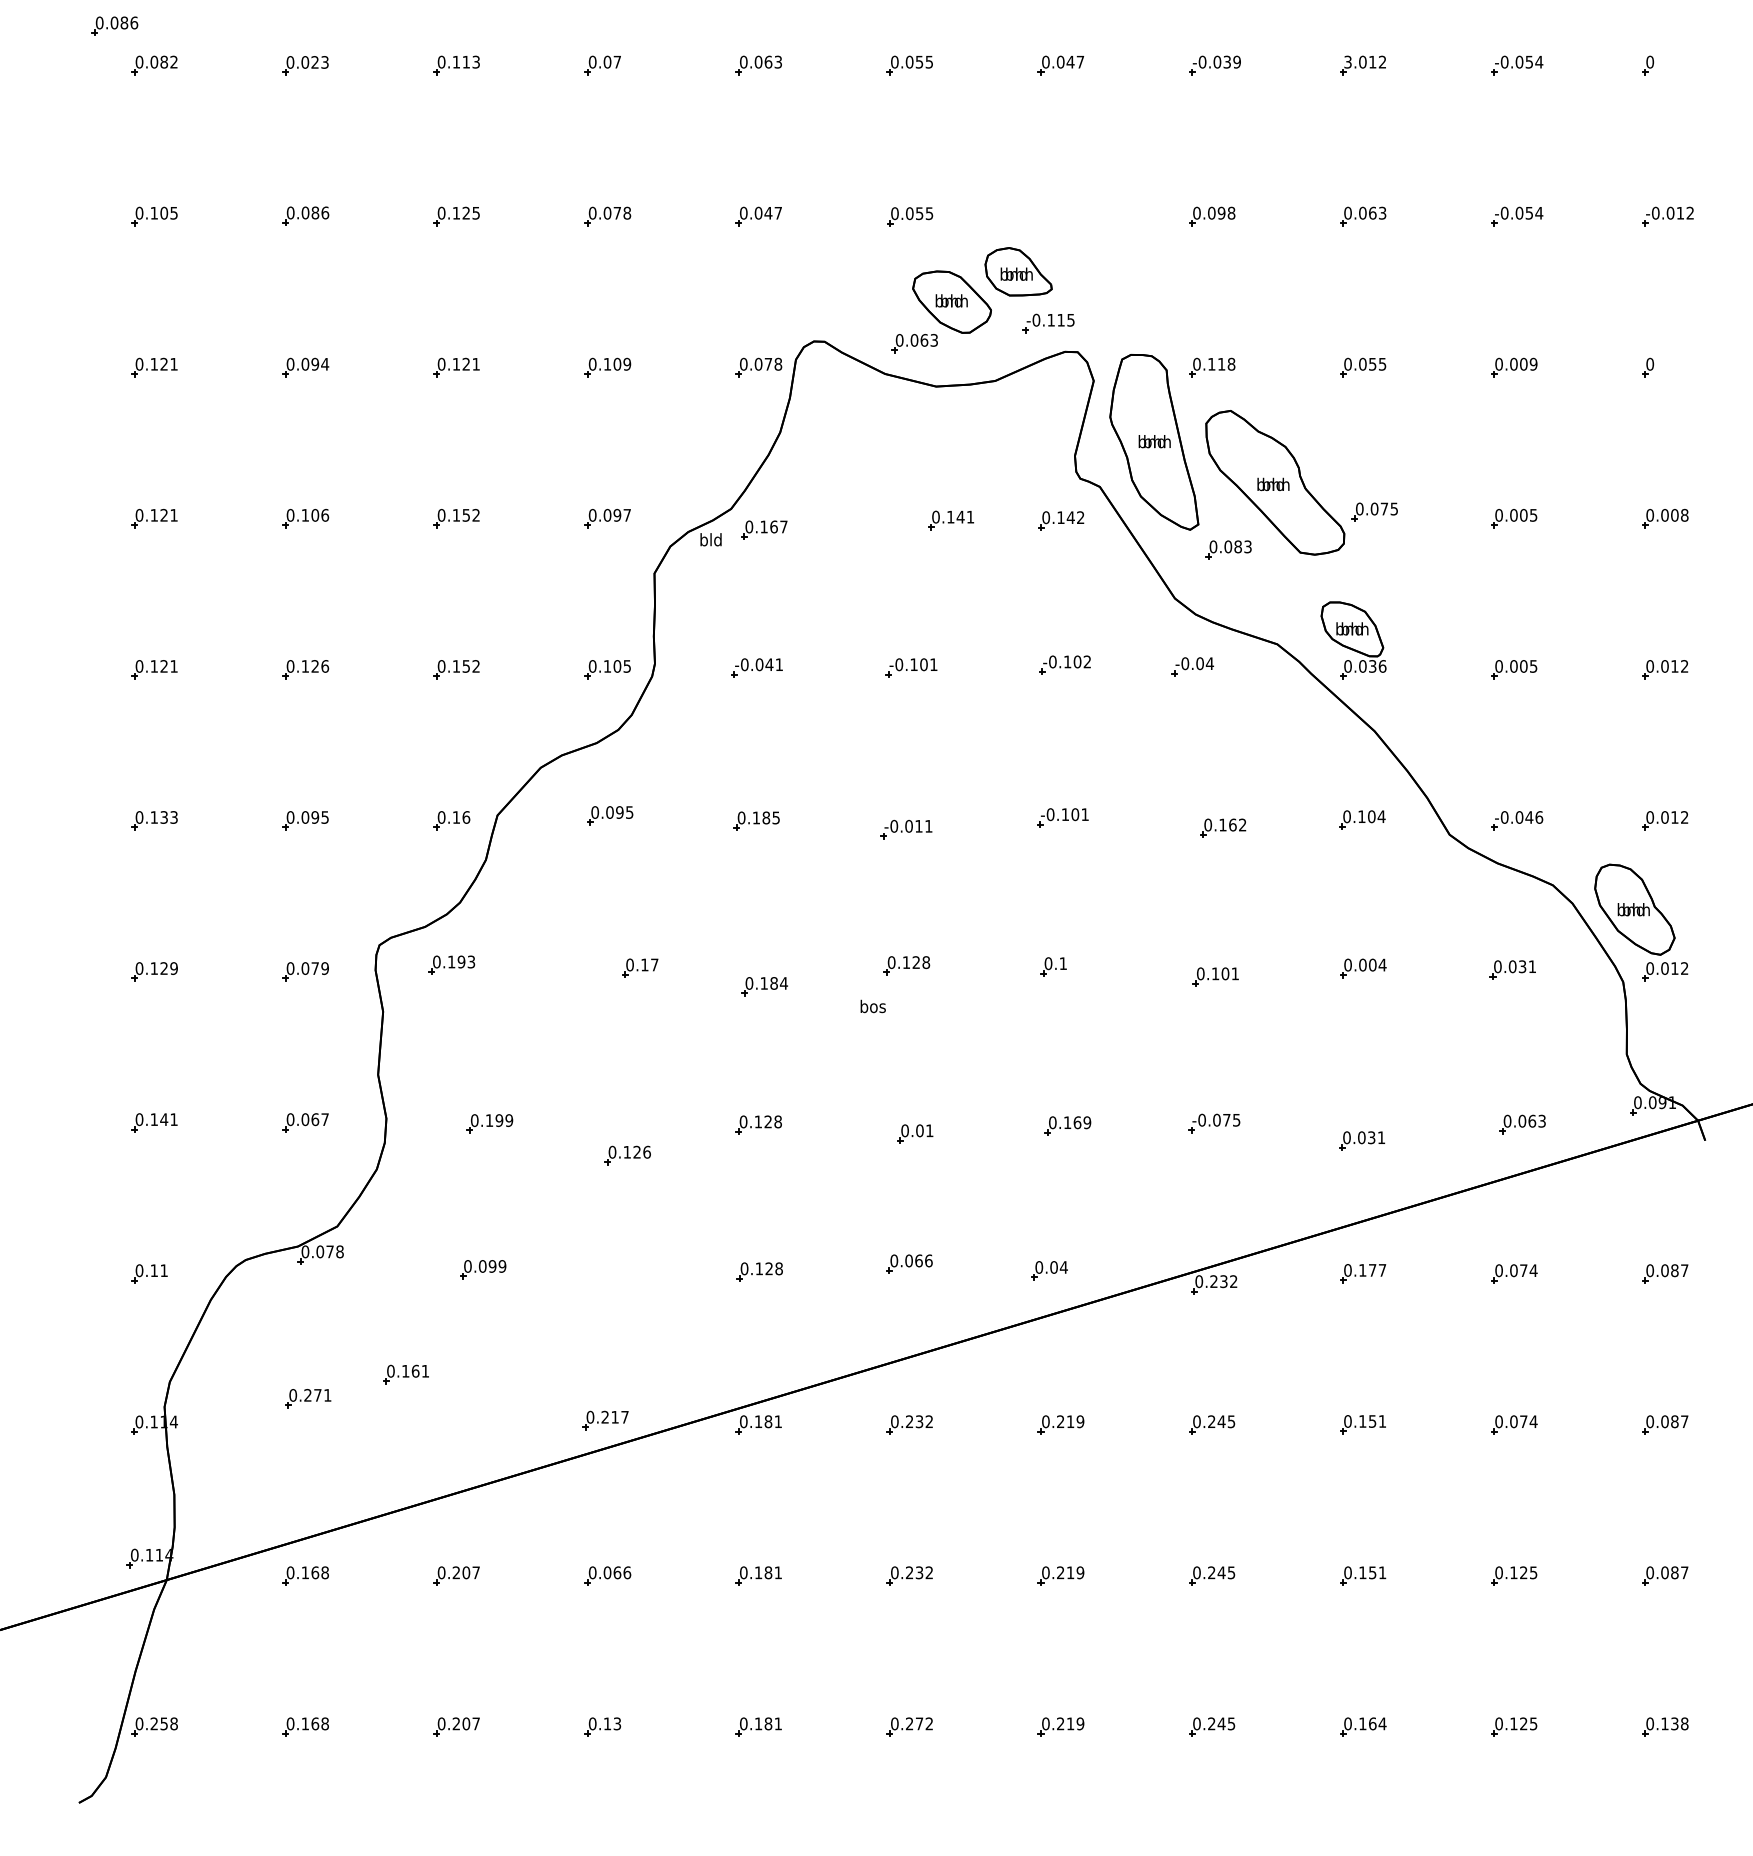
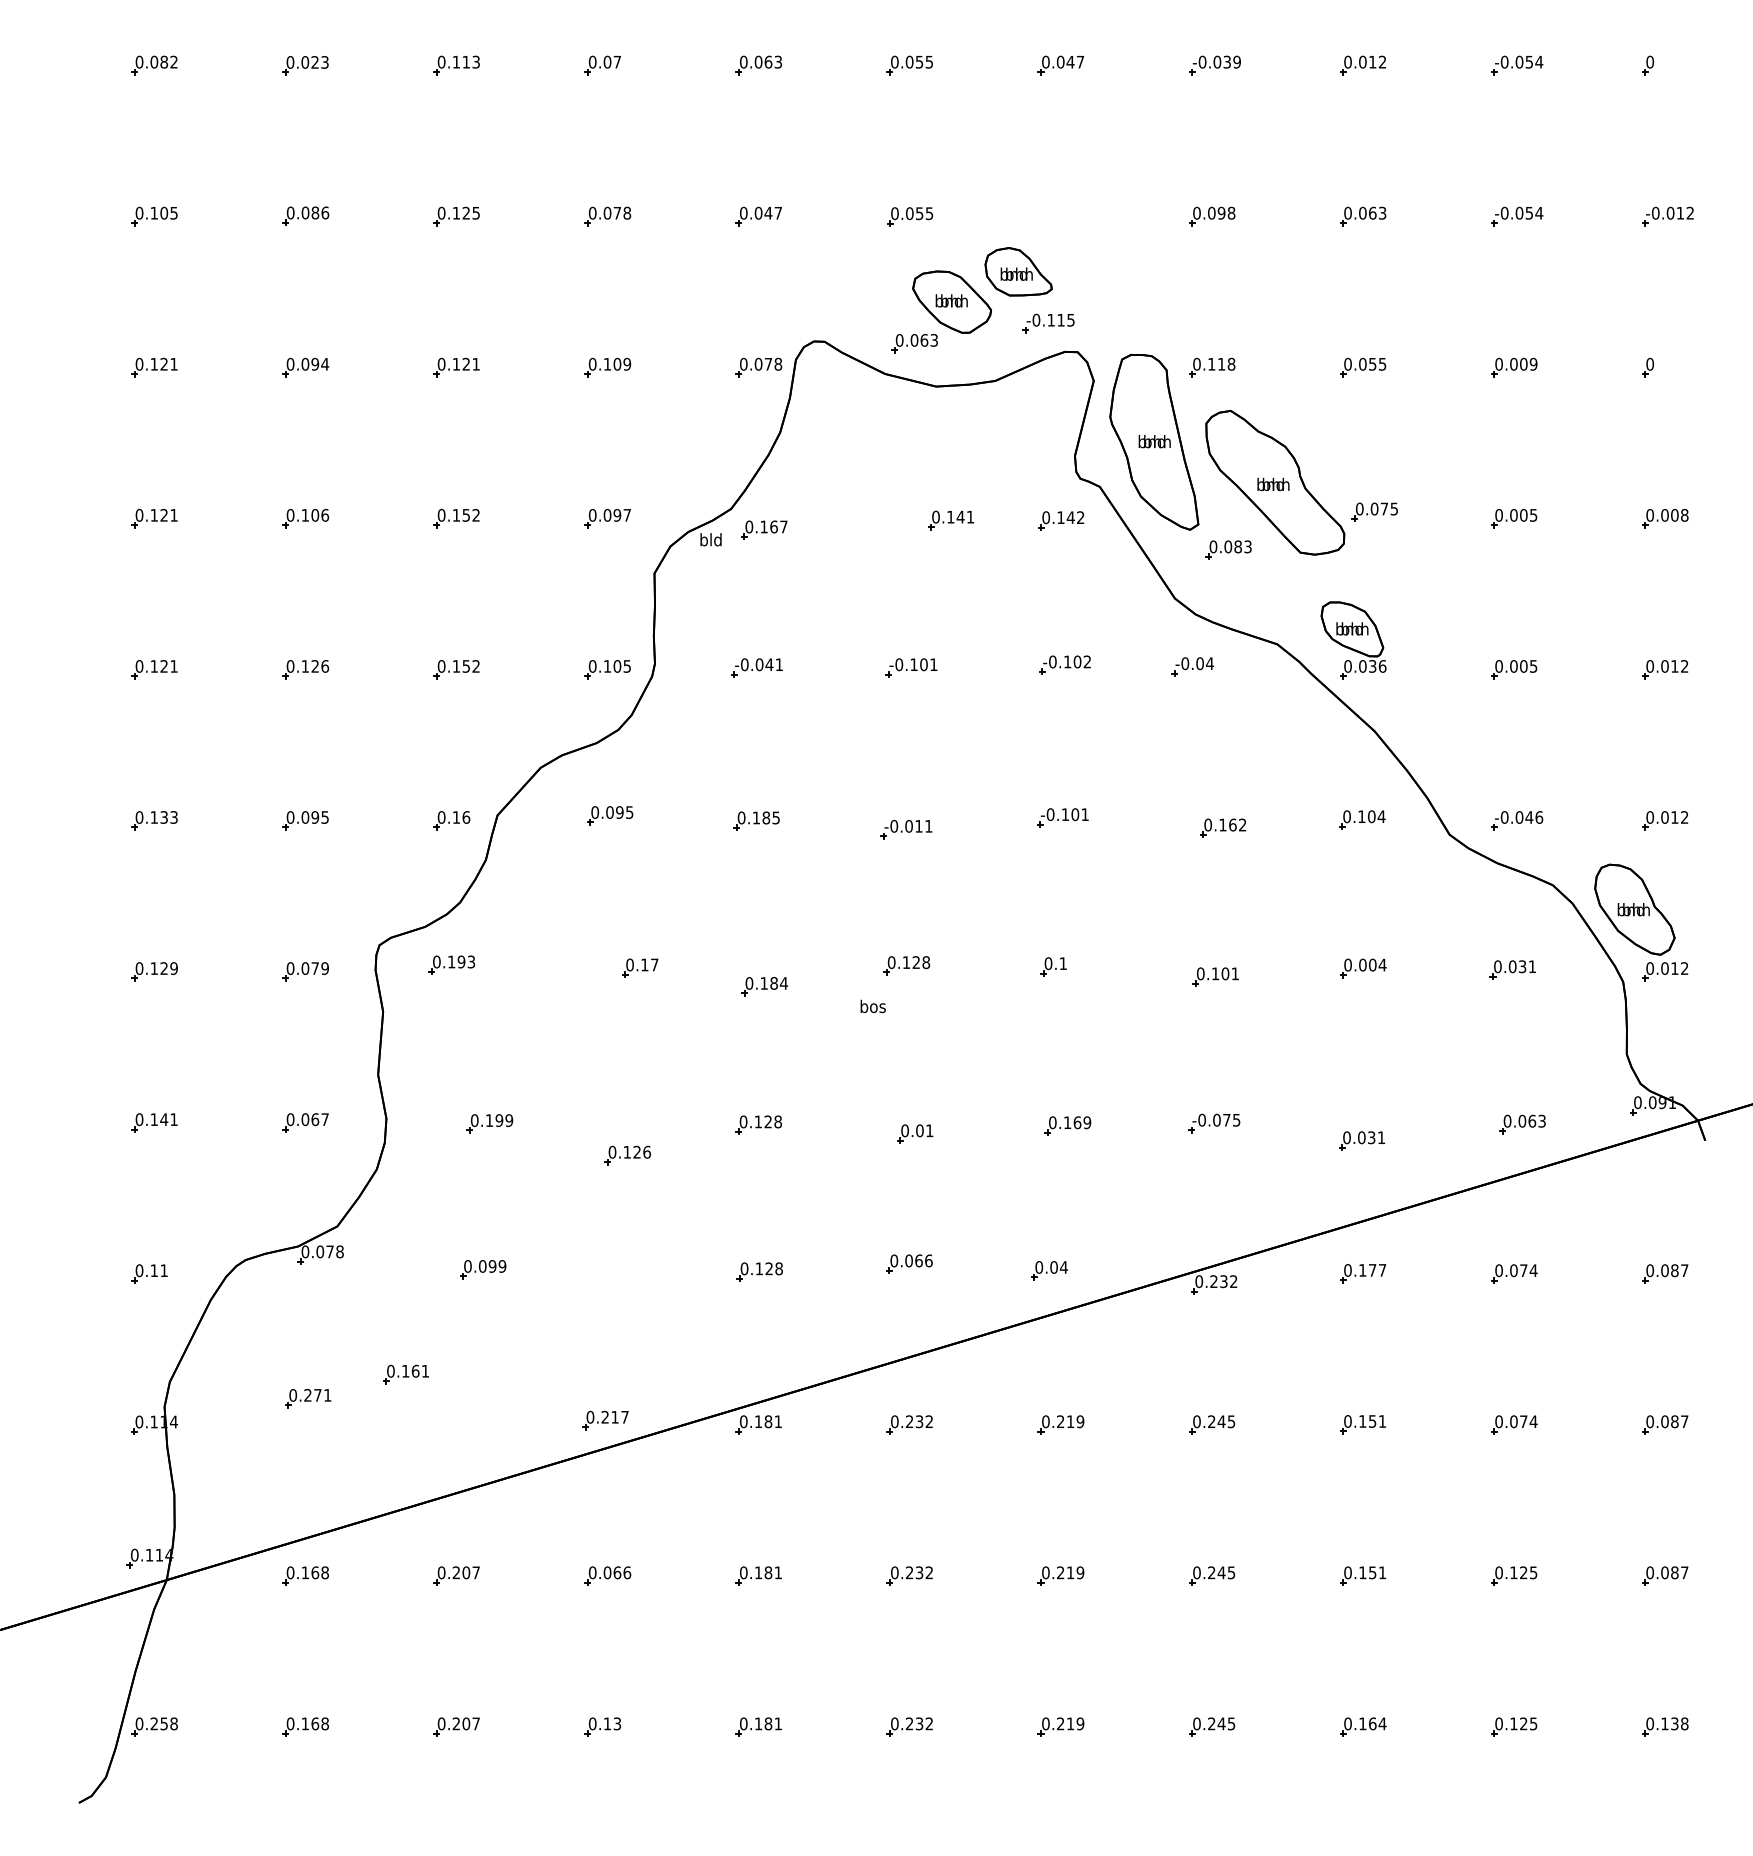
part: present -> none (114, 25)
text: 3.012 -> 0.012 (1347, 61)
text: 0.272 -> 0.232 (919, 1723)
